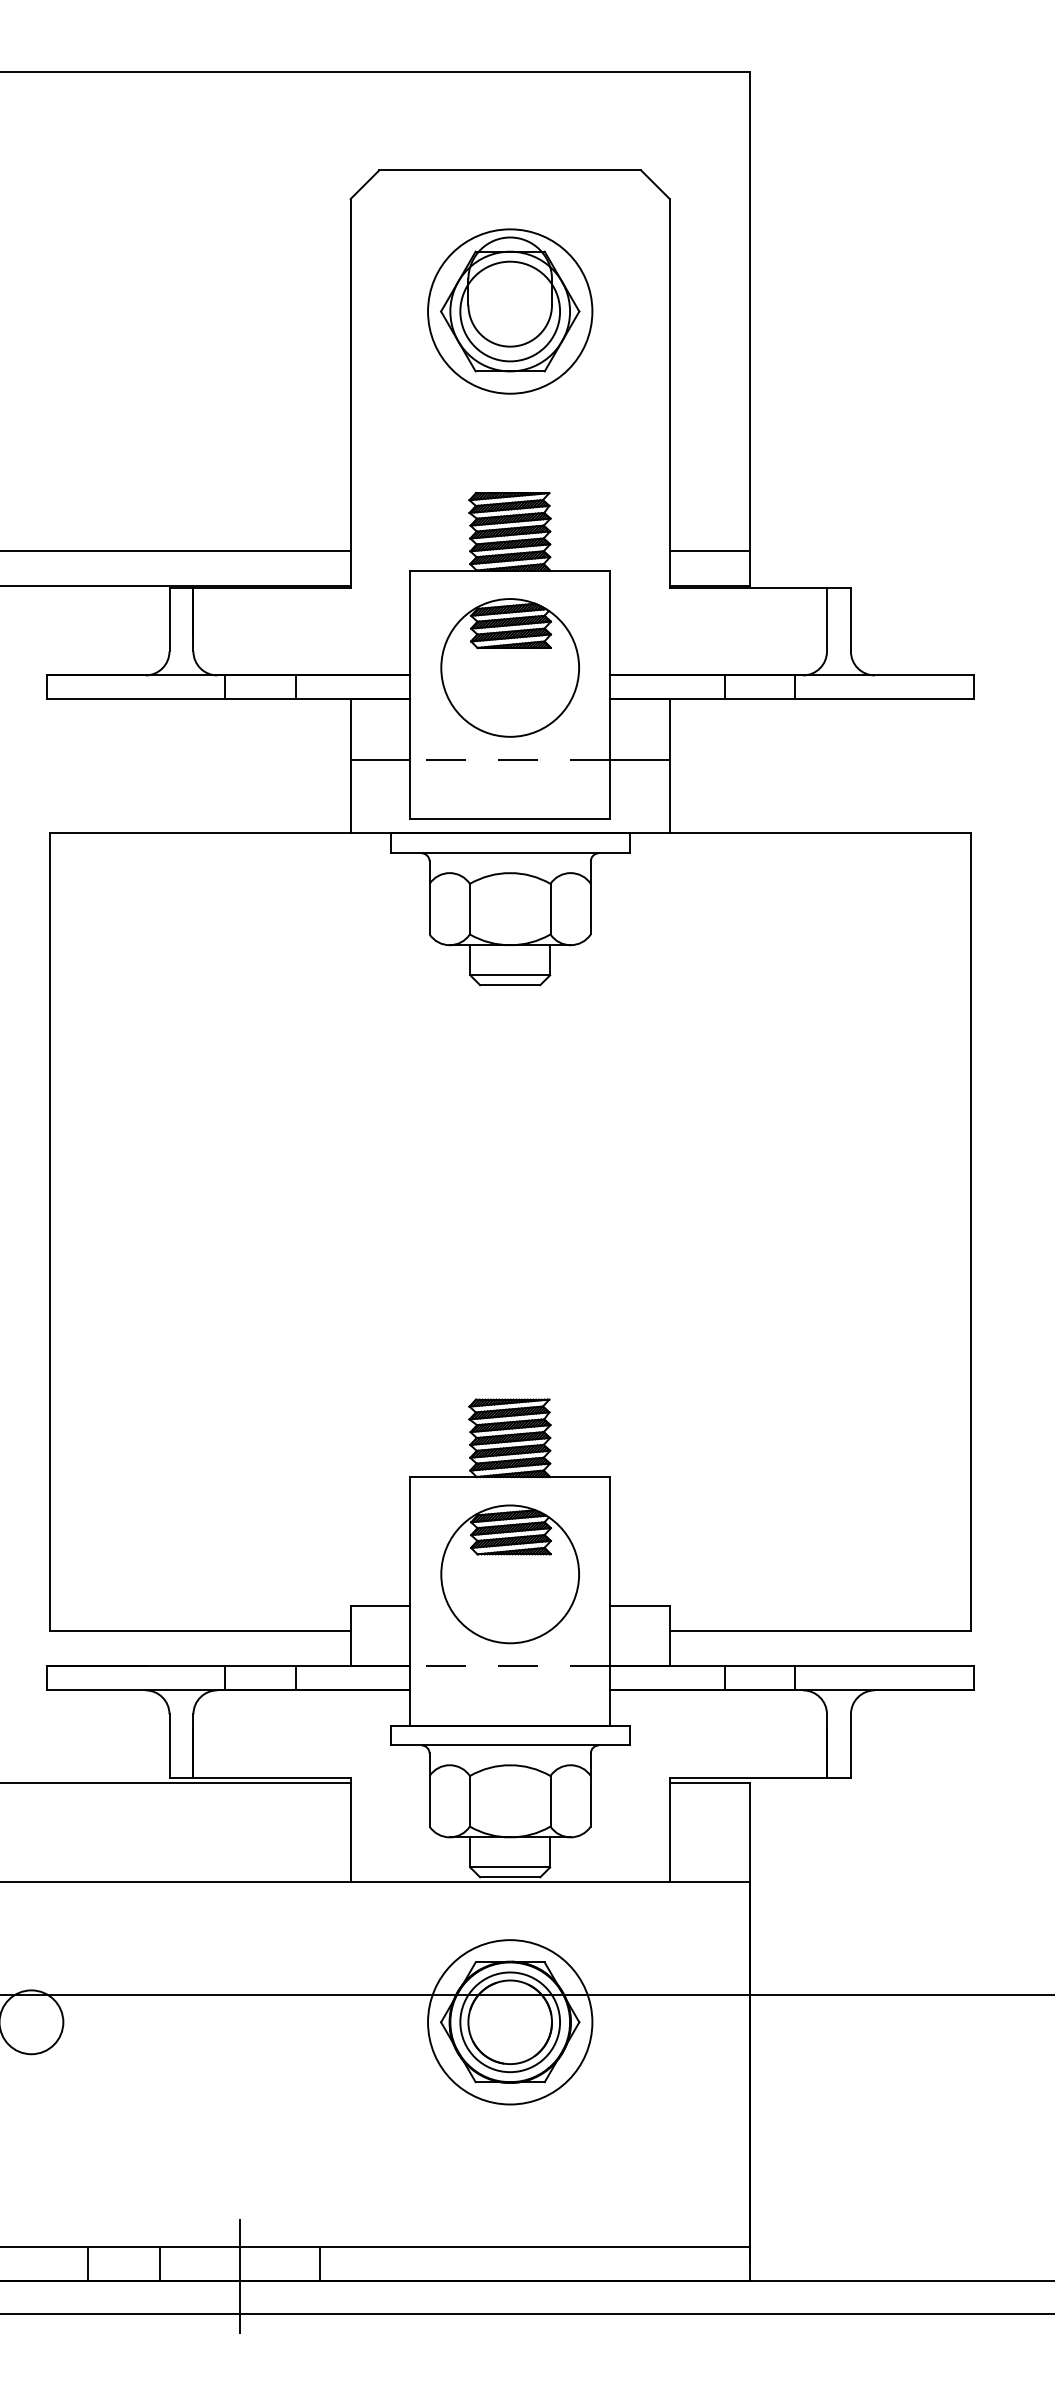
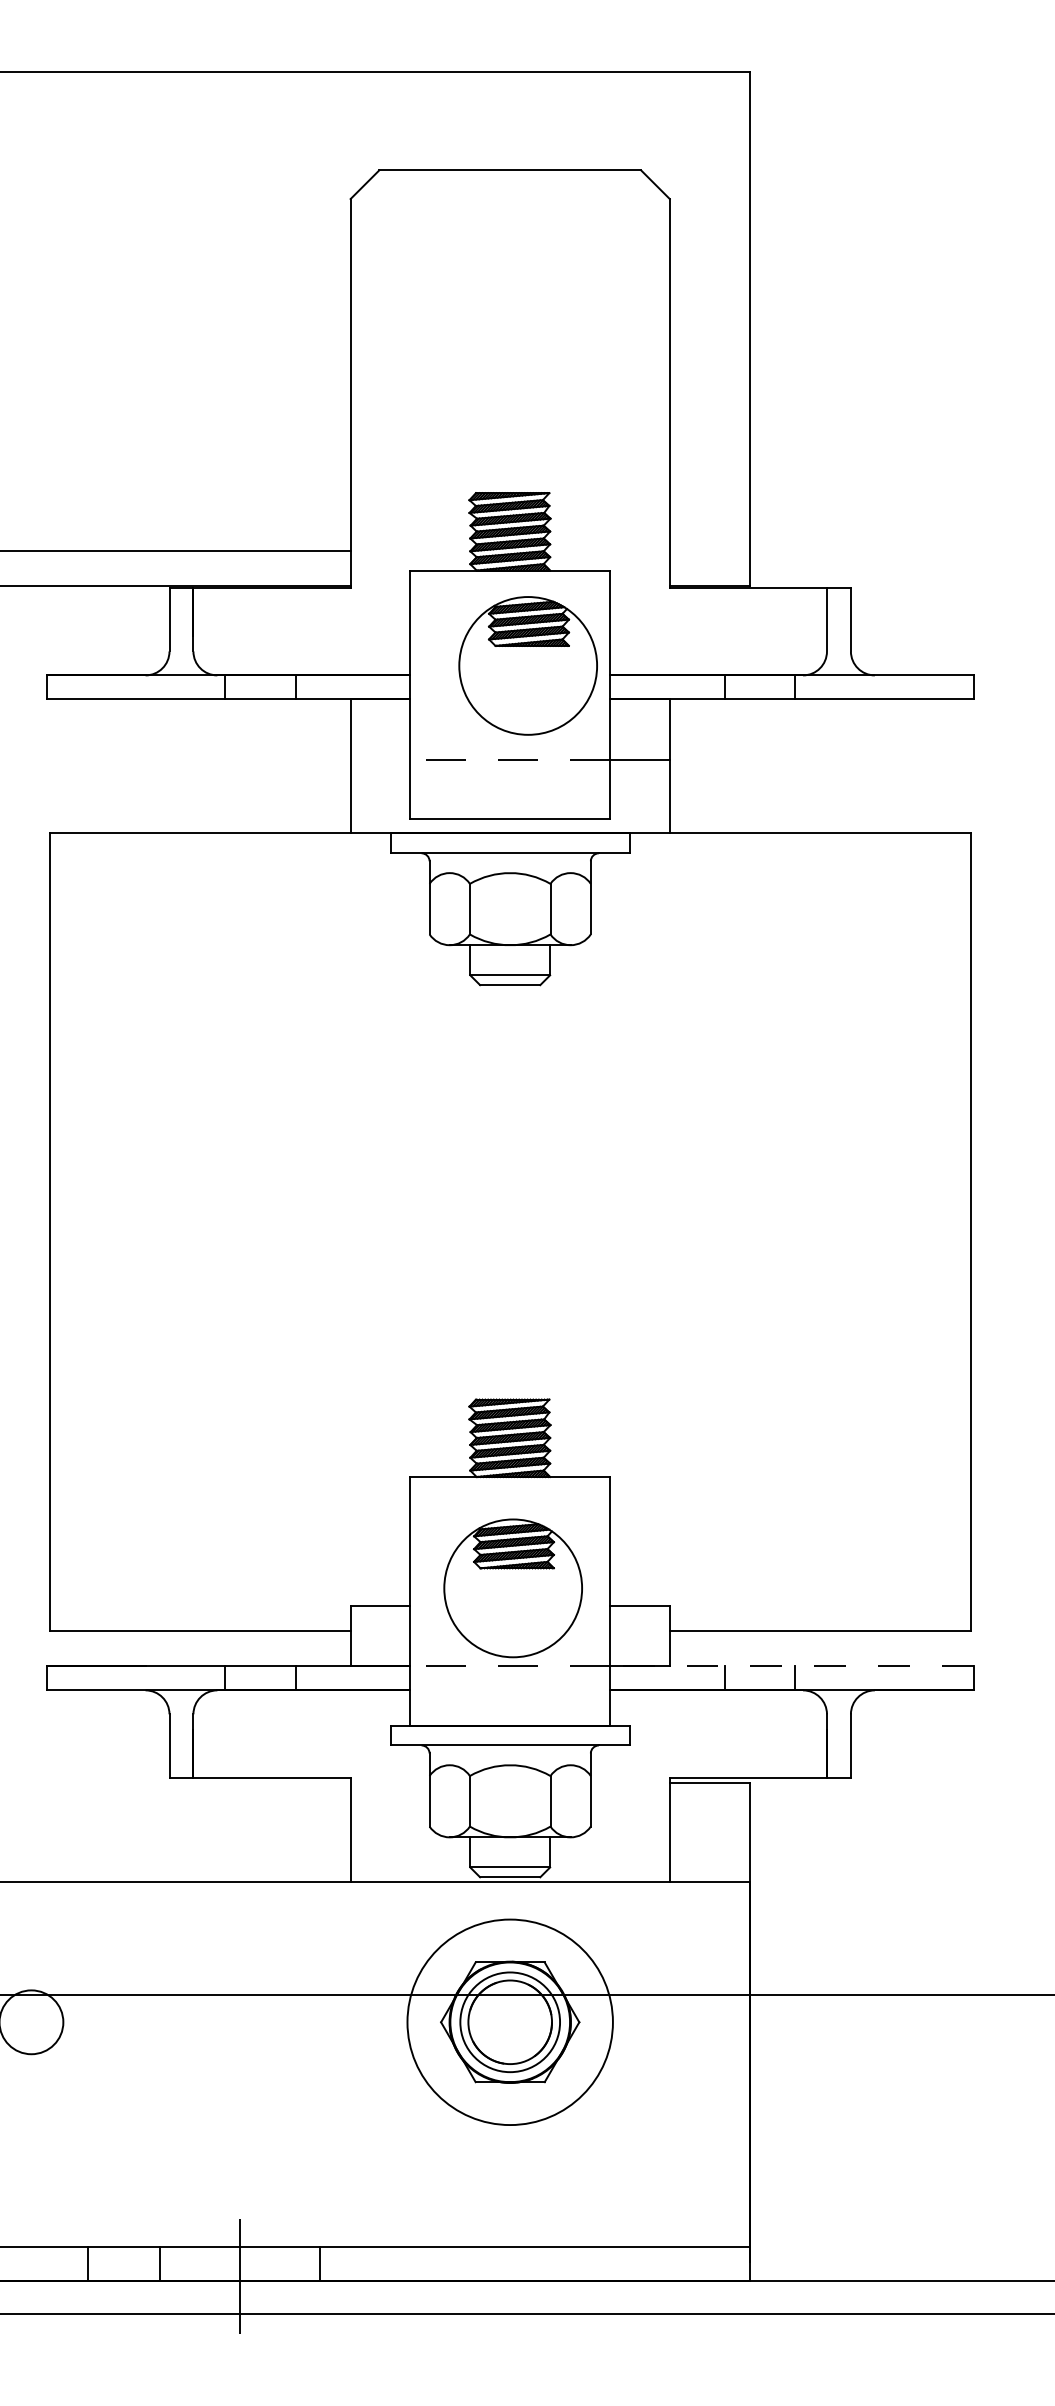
part: present -> none (510, 311)
line: present -> none (709, 550)
part position: (509, 667) -> (527, 665) (527, 665)
line: present -> none (380, 759)
part position: (509, 1574) -> (512, 1588) (512, 1588)
line: solid -> dashed (791, 1666)
line: present -> none (176, 1782)
circle diameter: 164 px -> 205 px (509, 2022)
